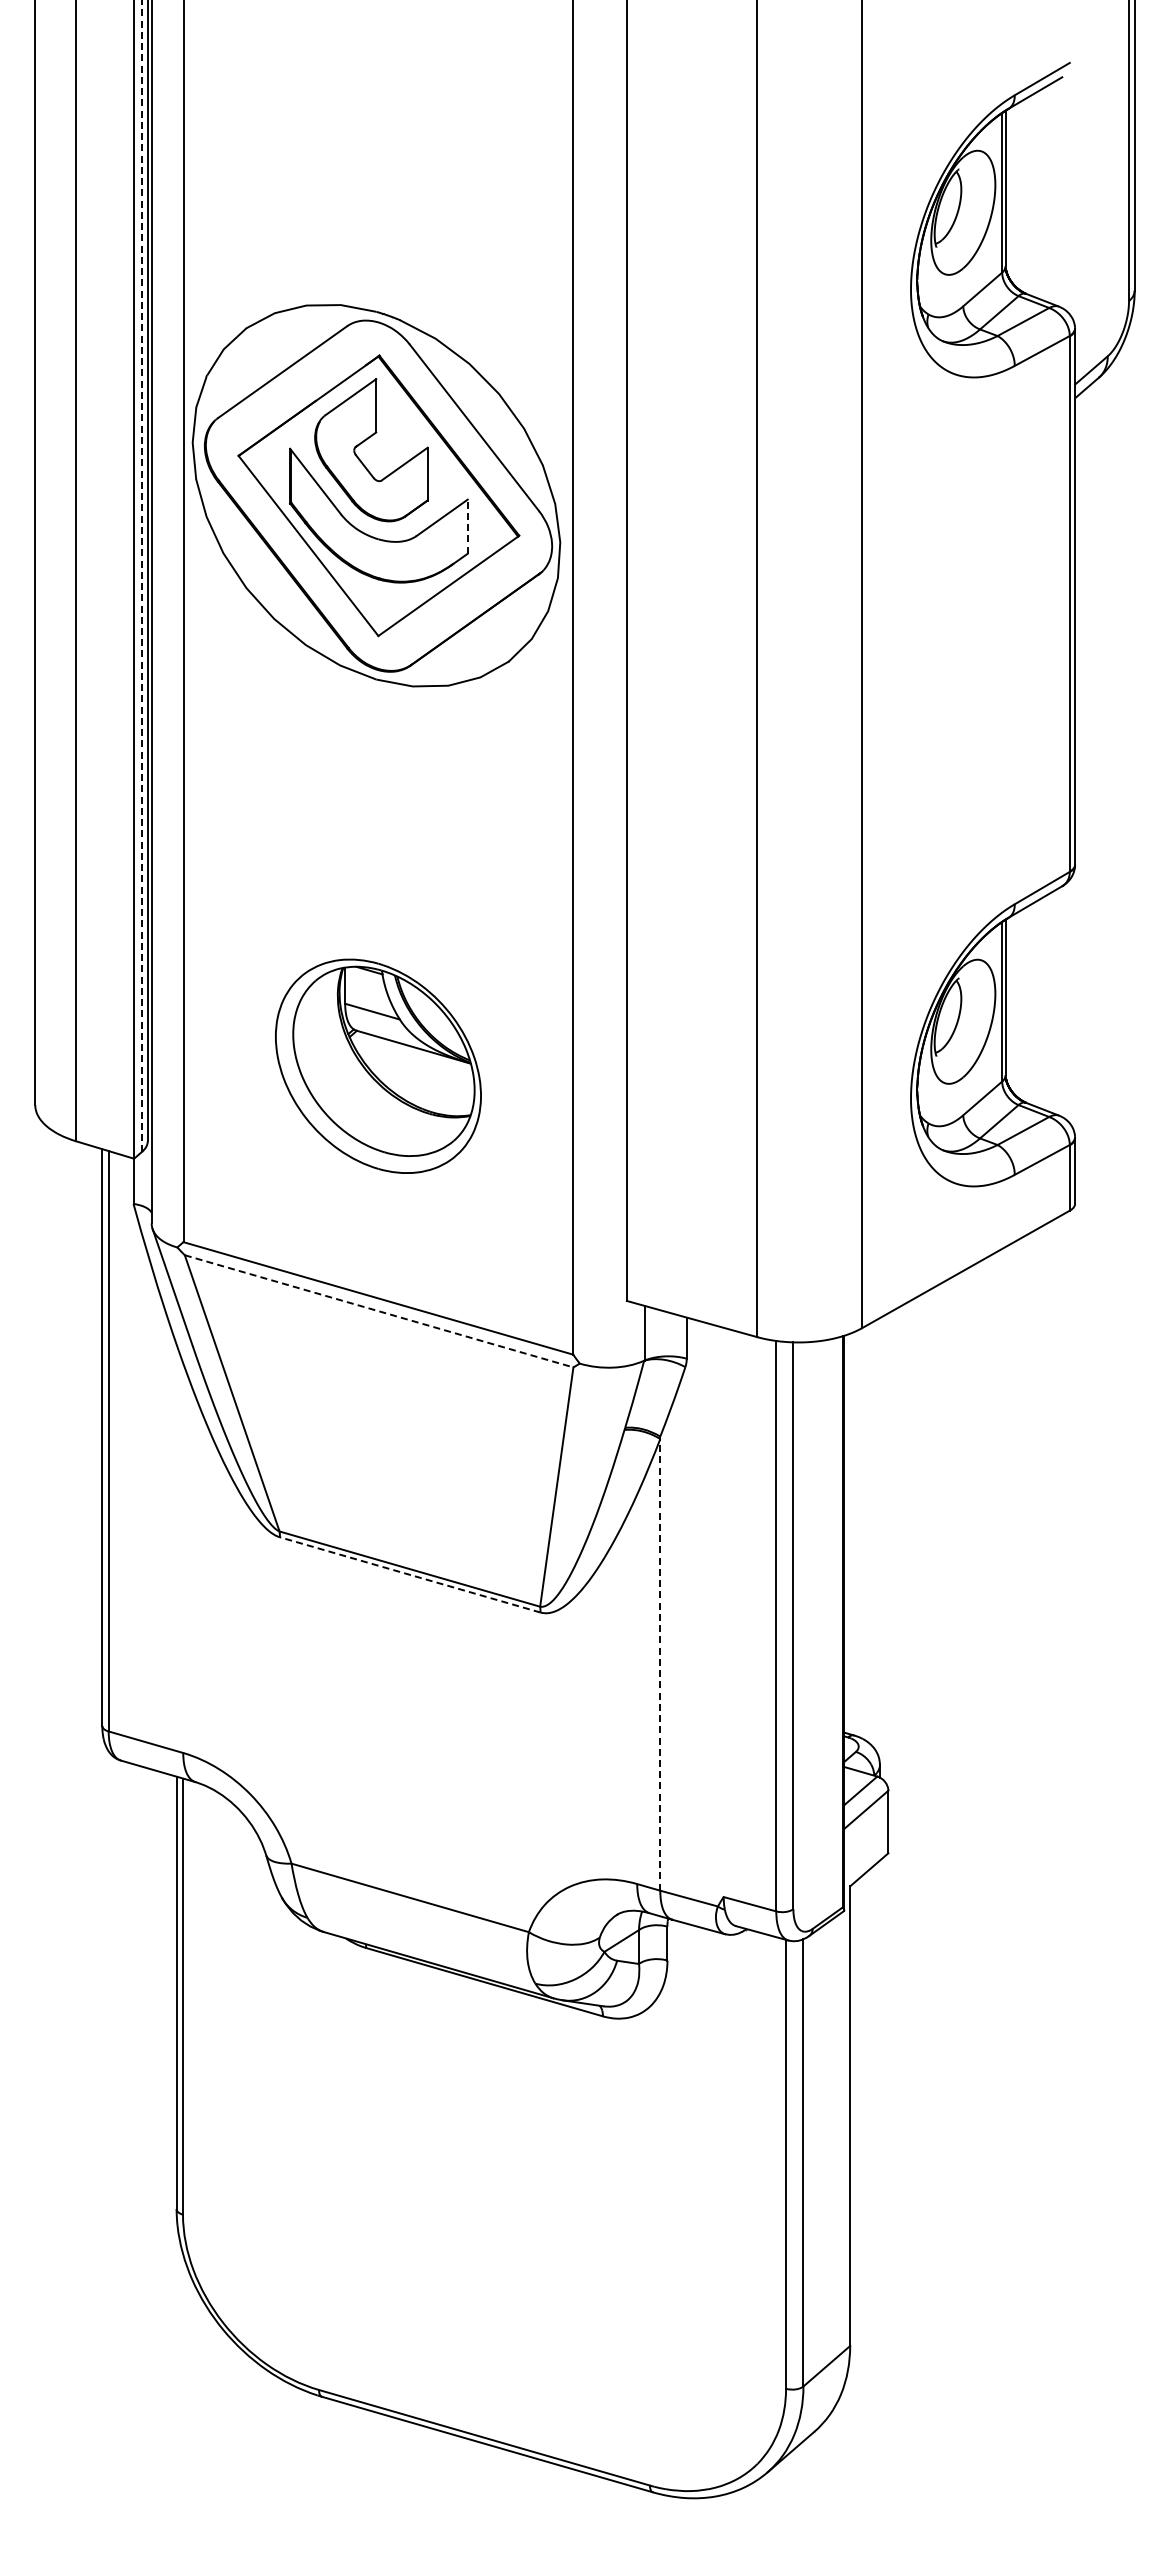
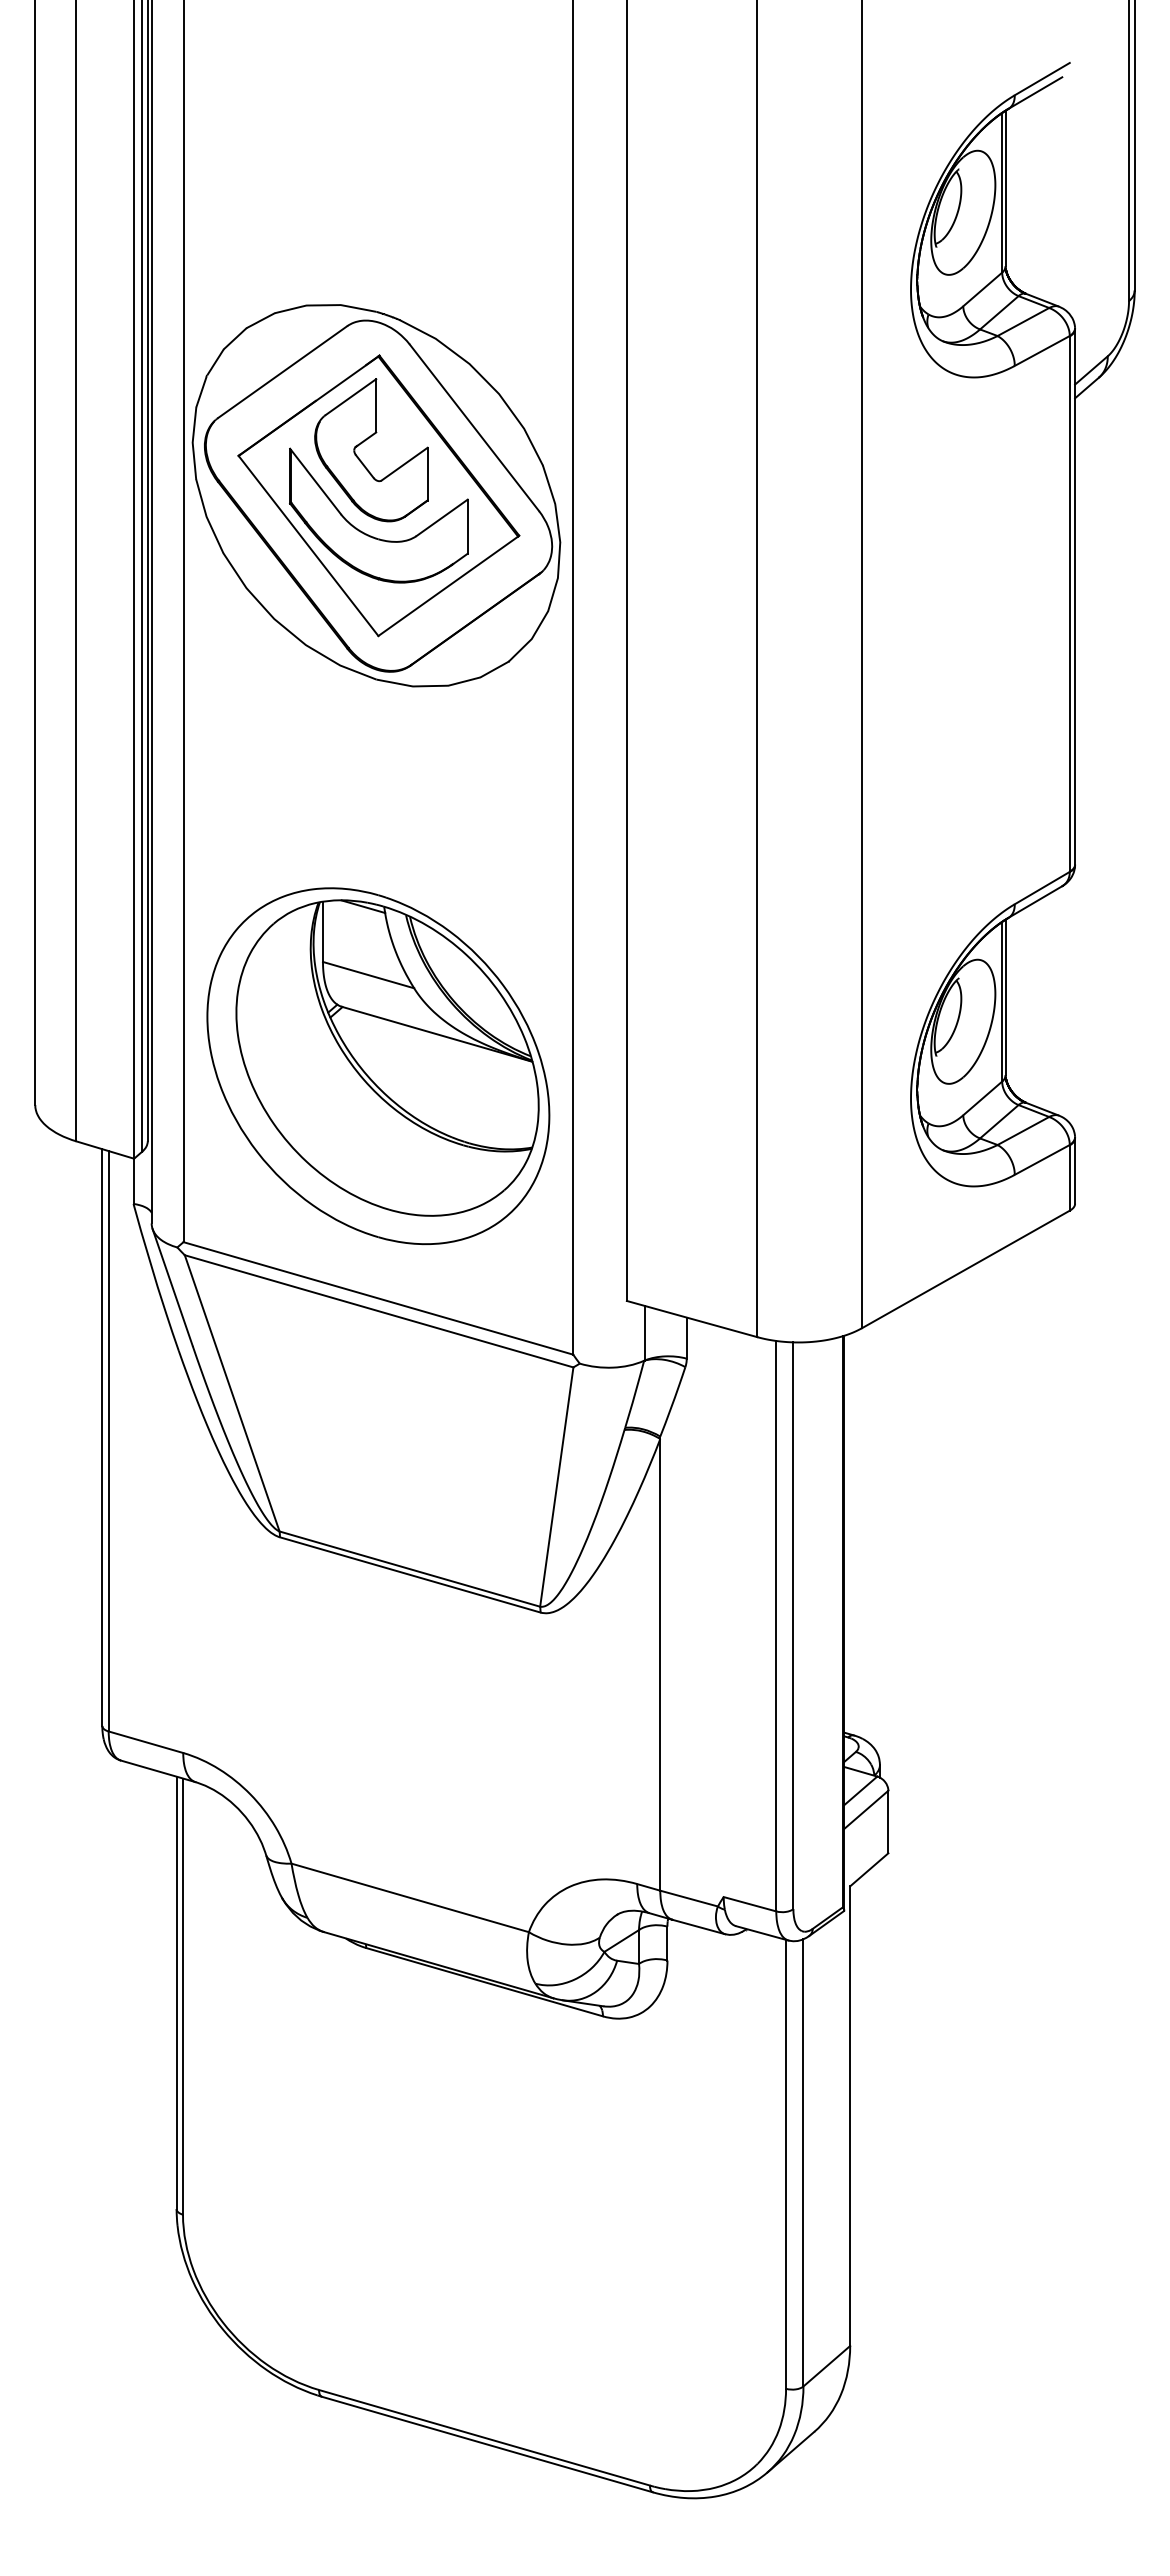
line: dashed -> solid (467, 526)
line: dashed -> solid (142, 576)
part size: 207x216 px -> 345x359 px (378, 1066)
line: dashed -> solid (379, 1311)
line: dashed -> solid (410, 1574)
line: dashed -> solid (660, 1664)
